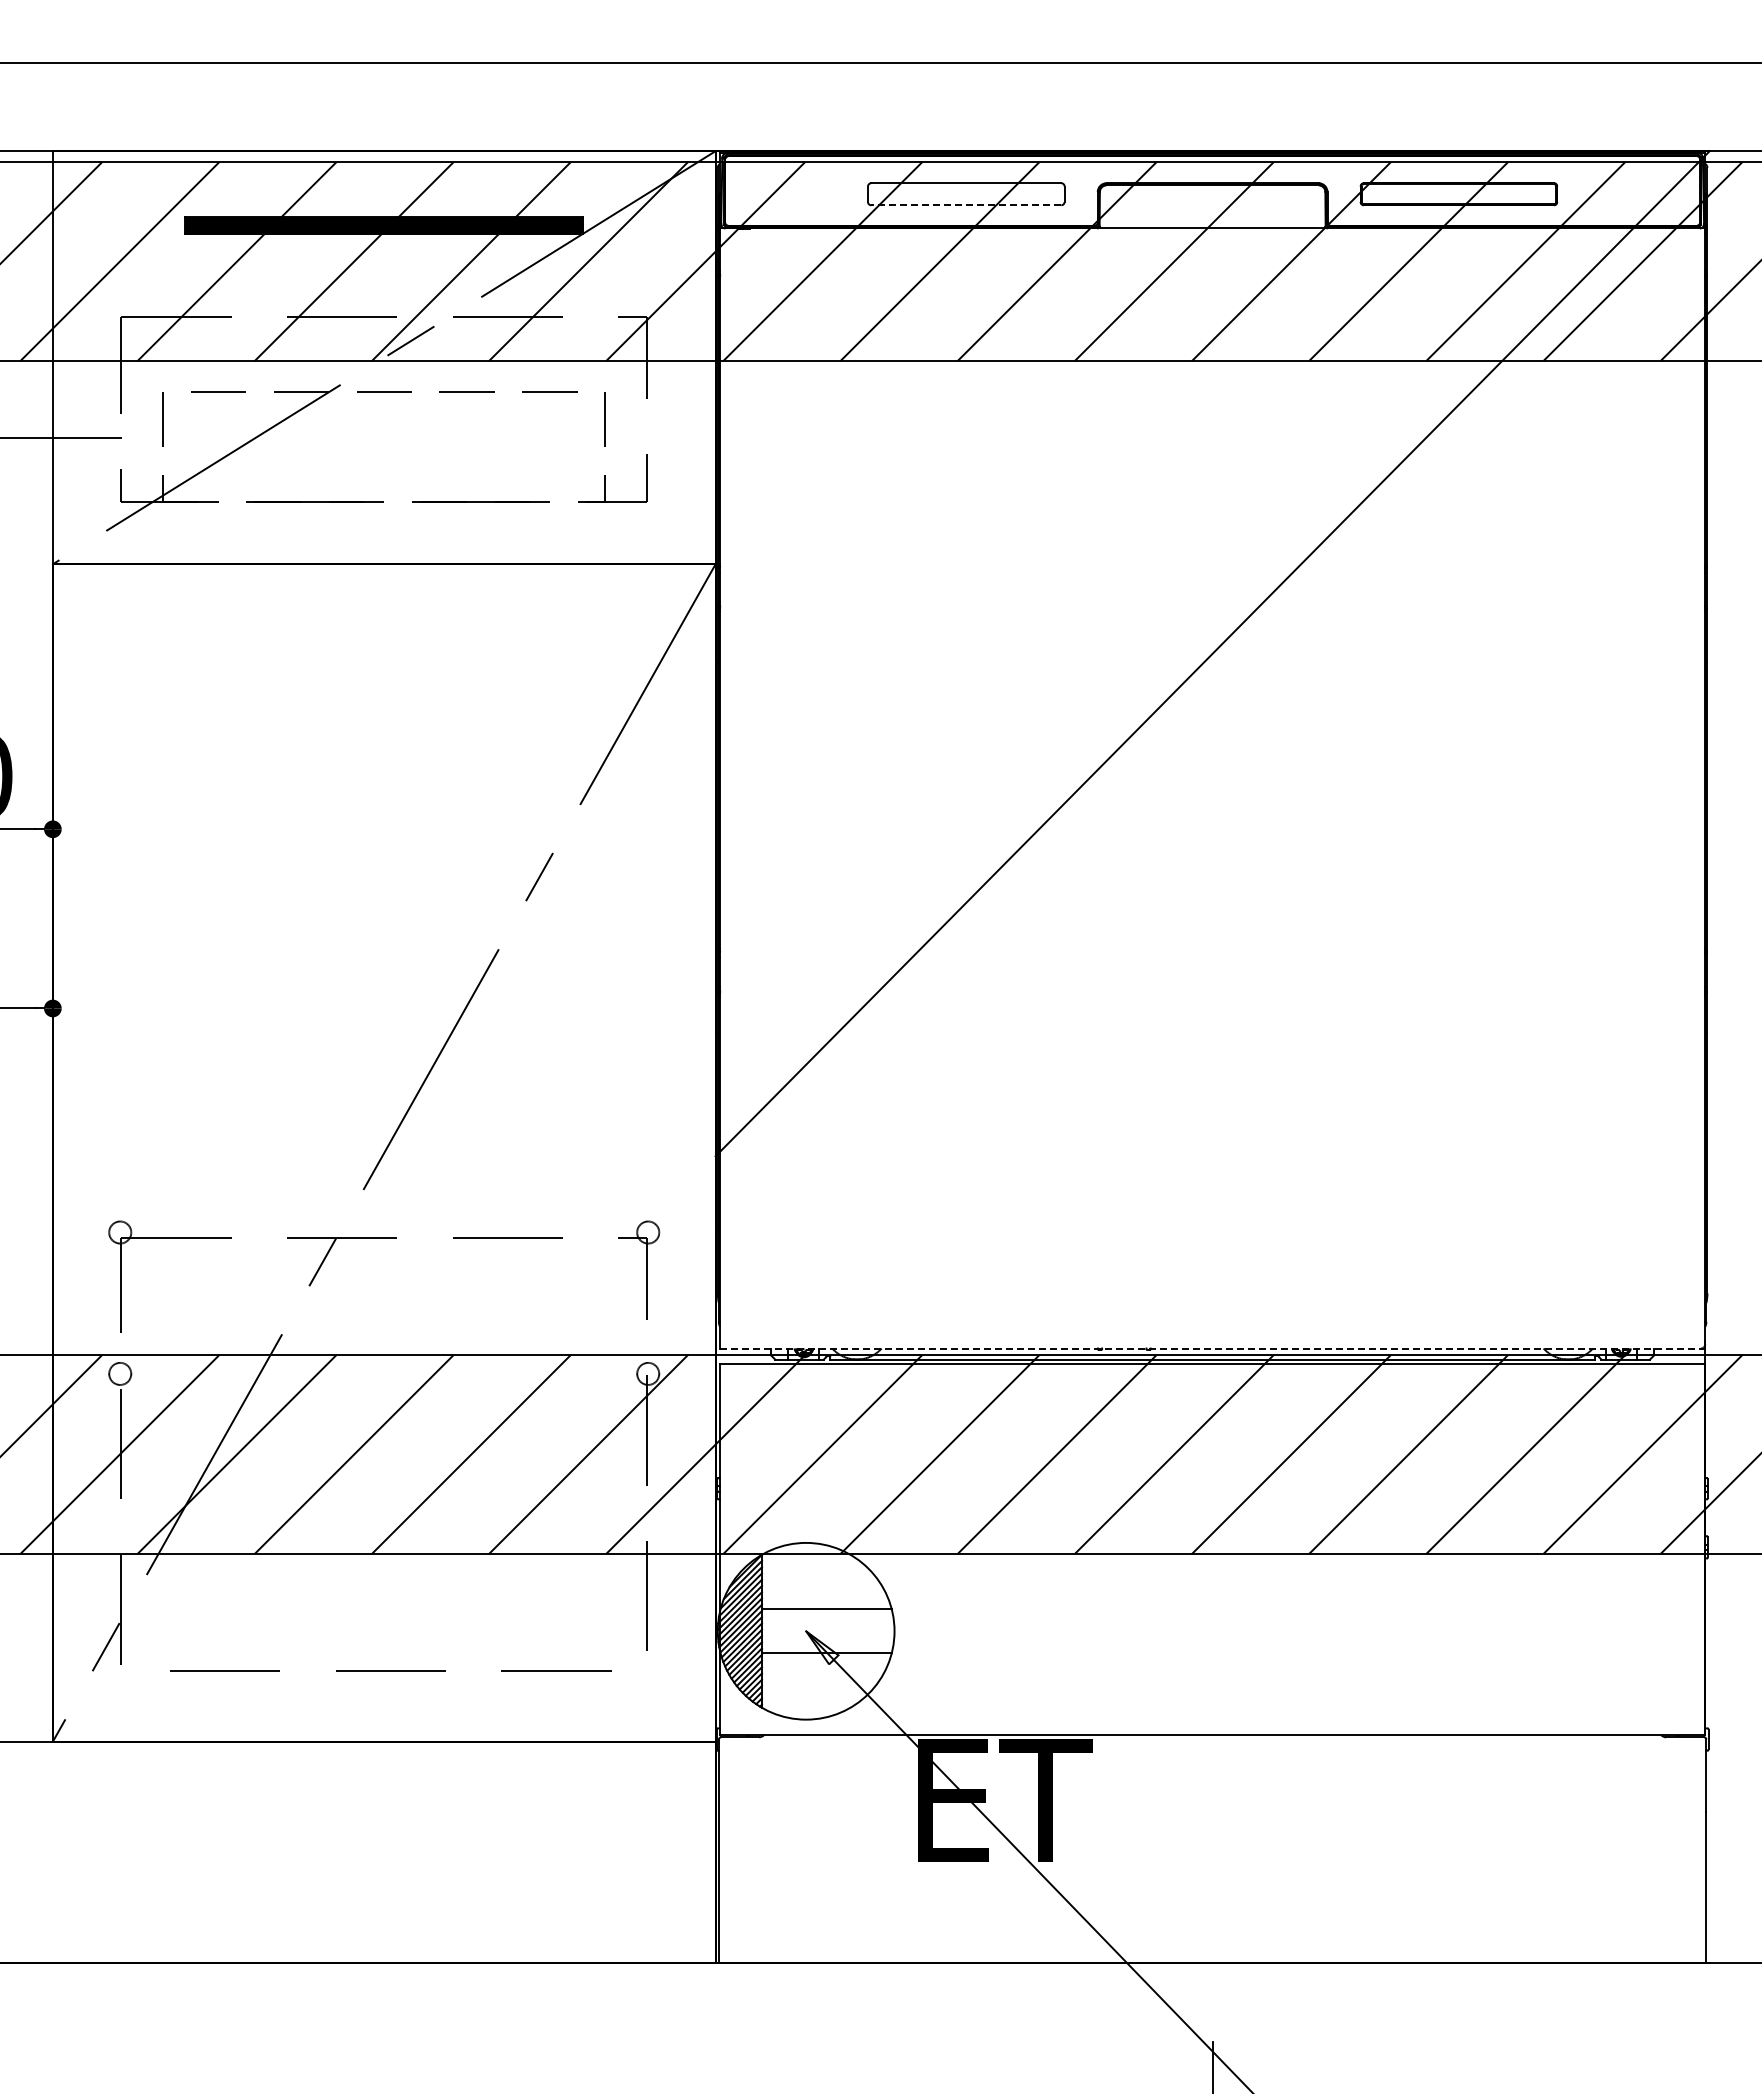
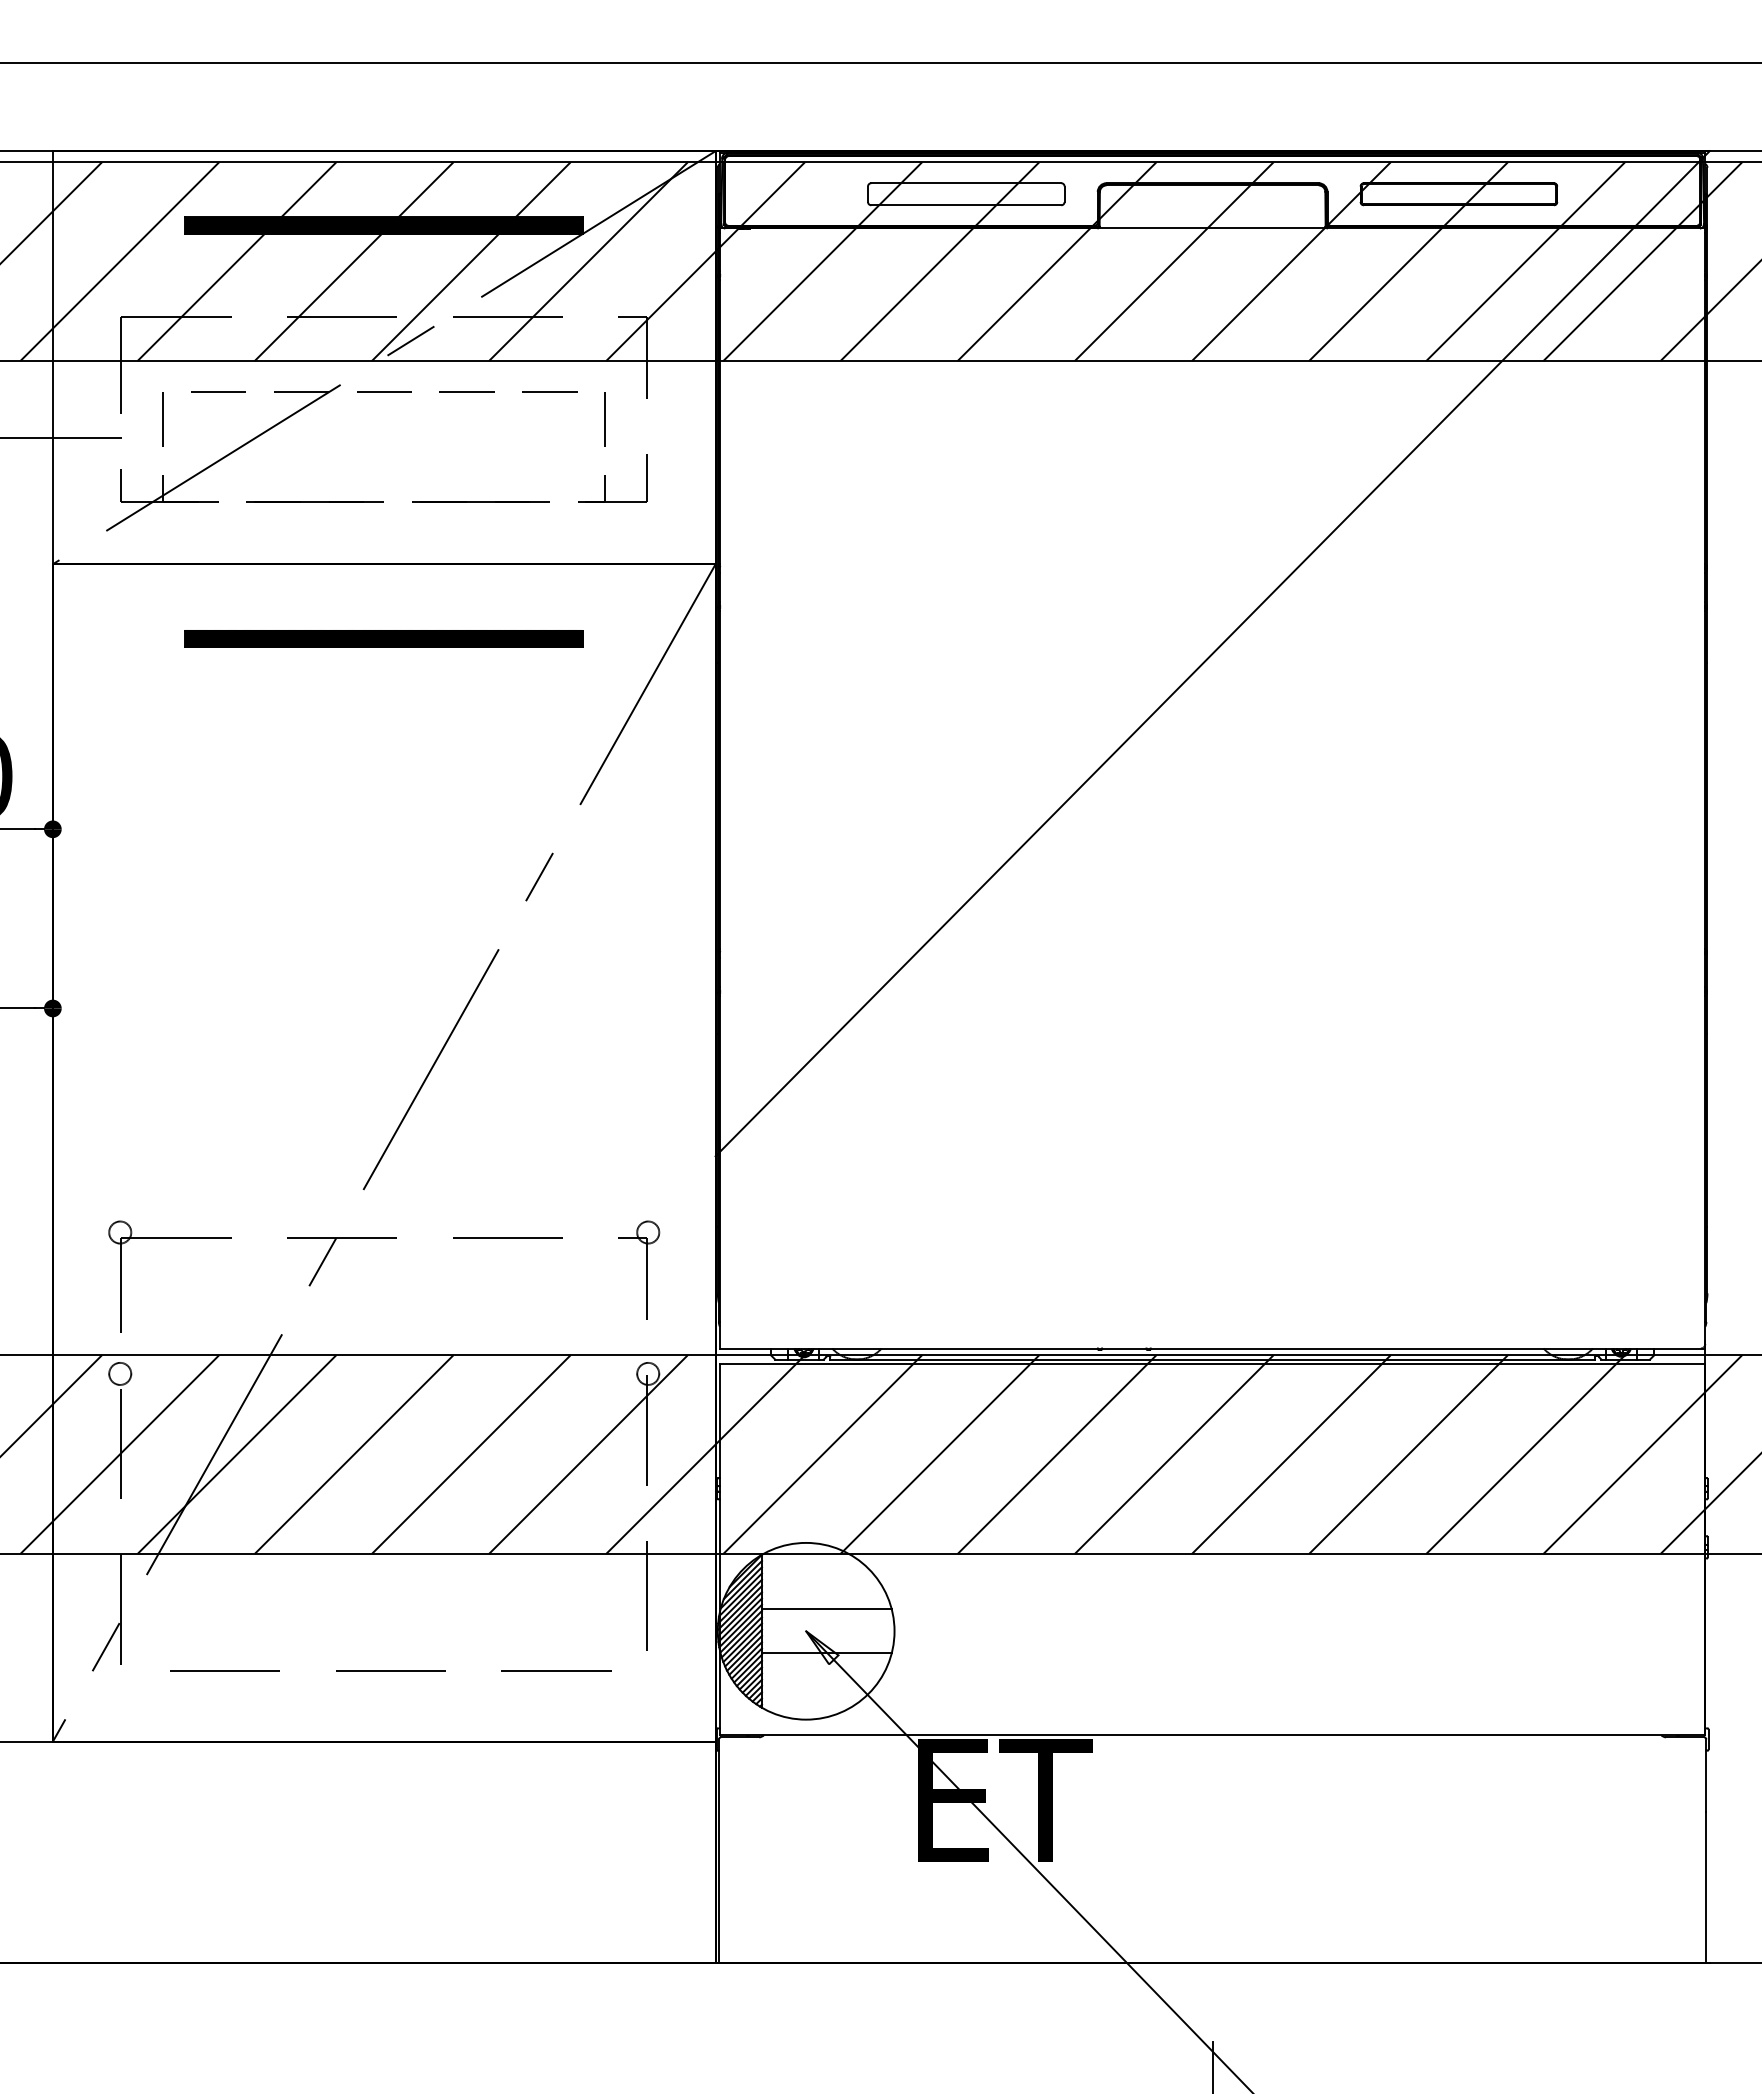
line: dashed -> solid (966, 205)
part: none -> present (383, 638)
line: dashed -> solid (1212, 1348)
